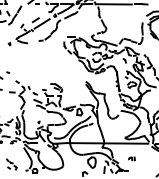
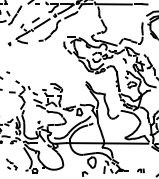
part position: (131, 158) -> (140, 170) (140, 170)
